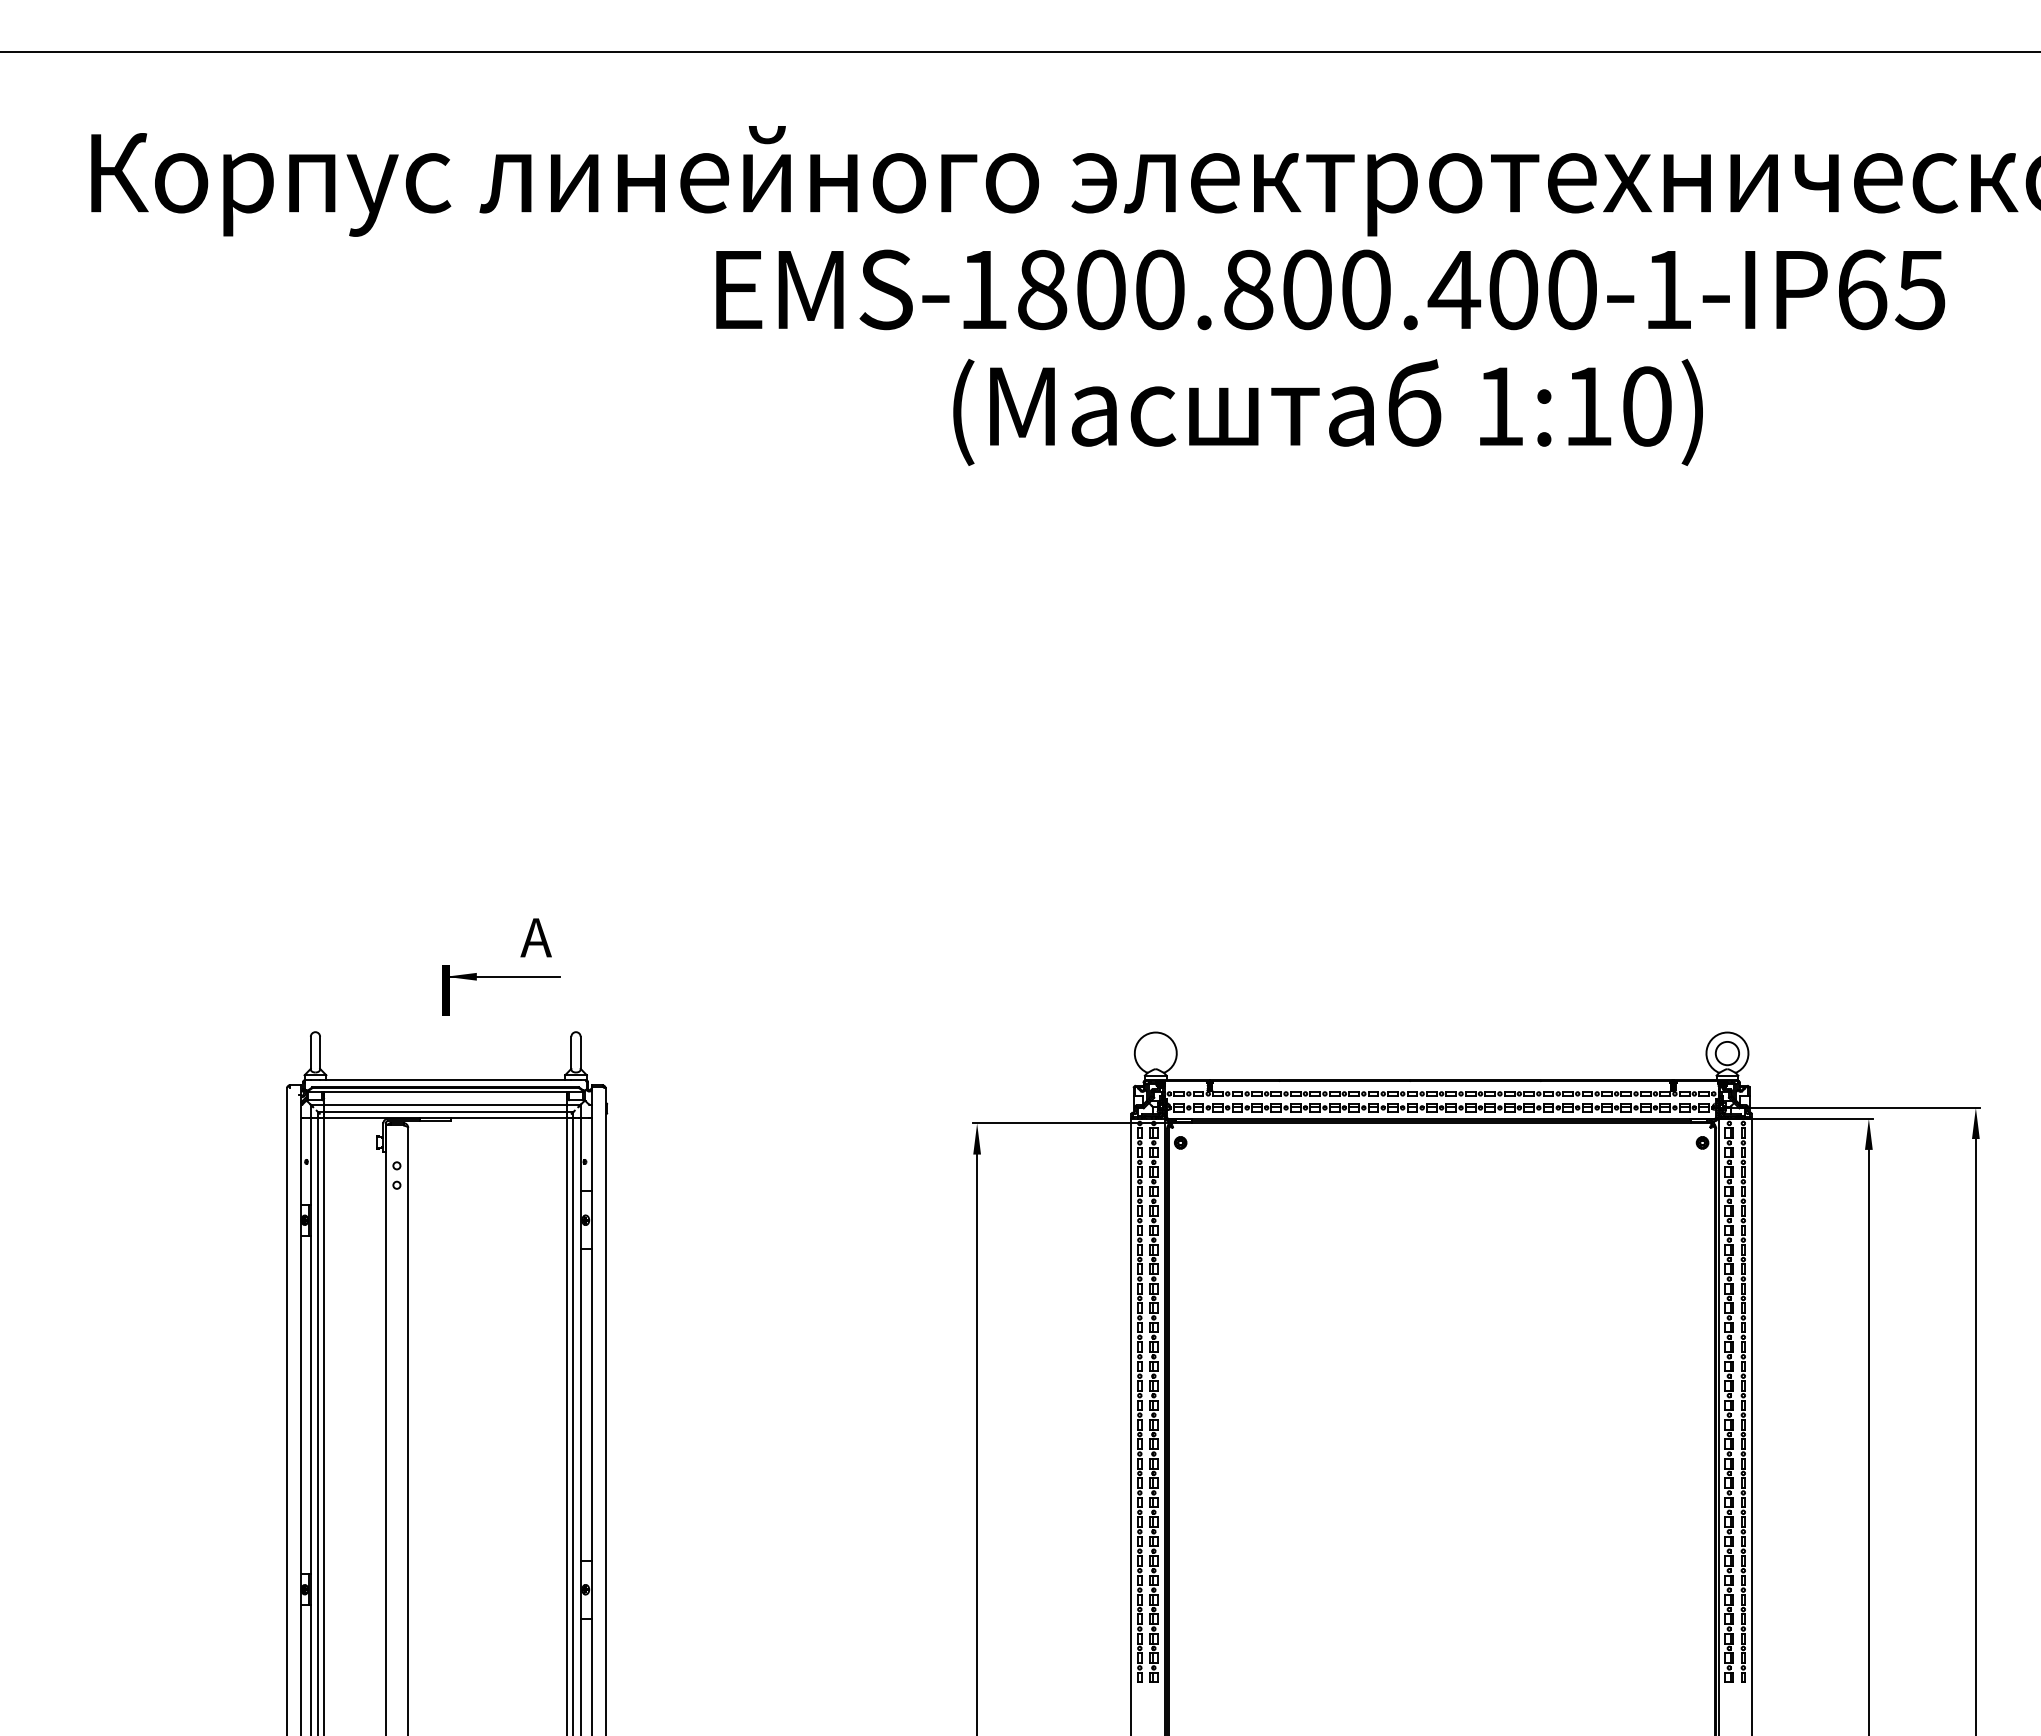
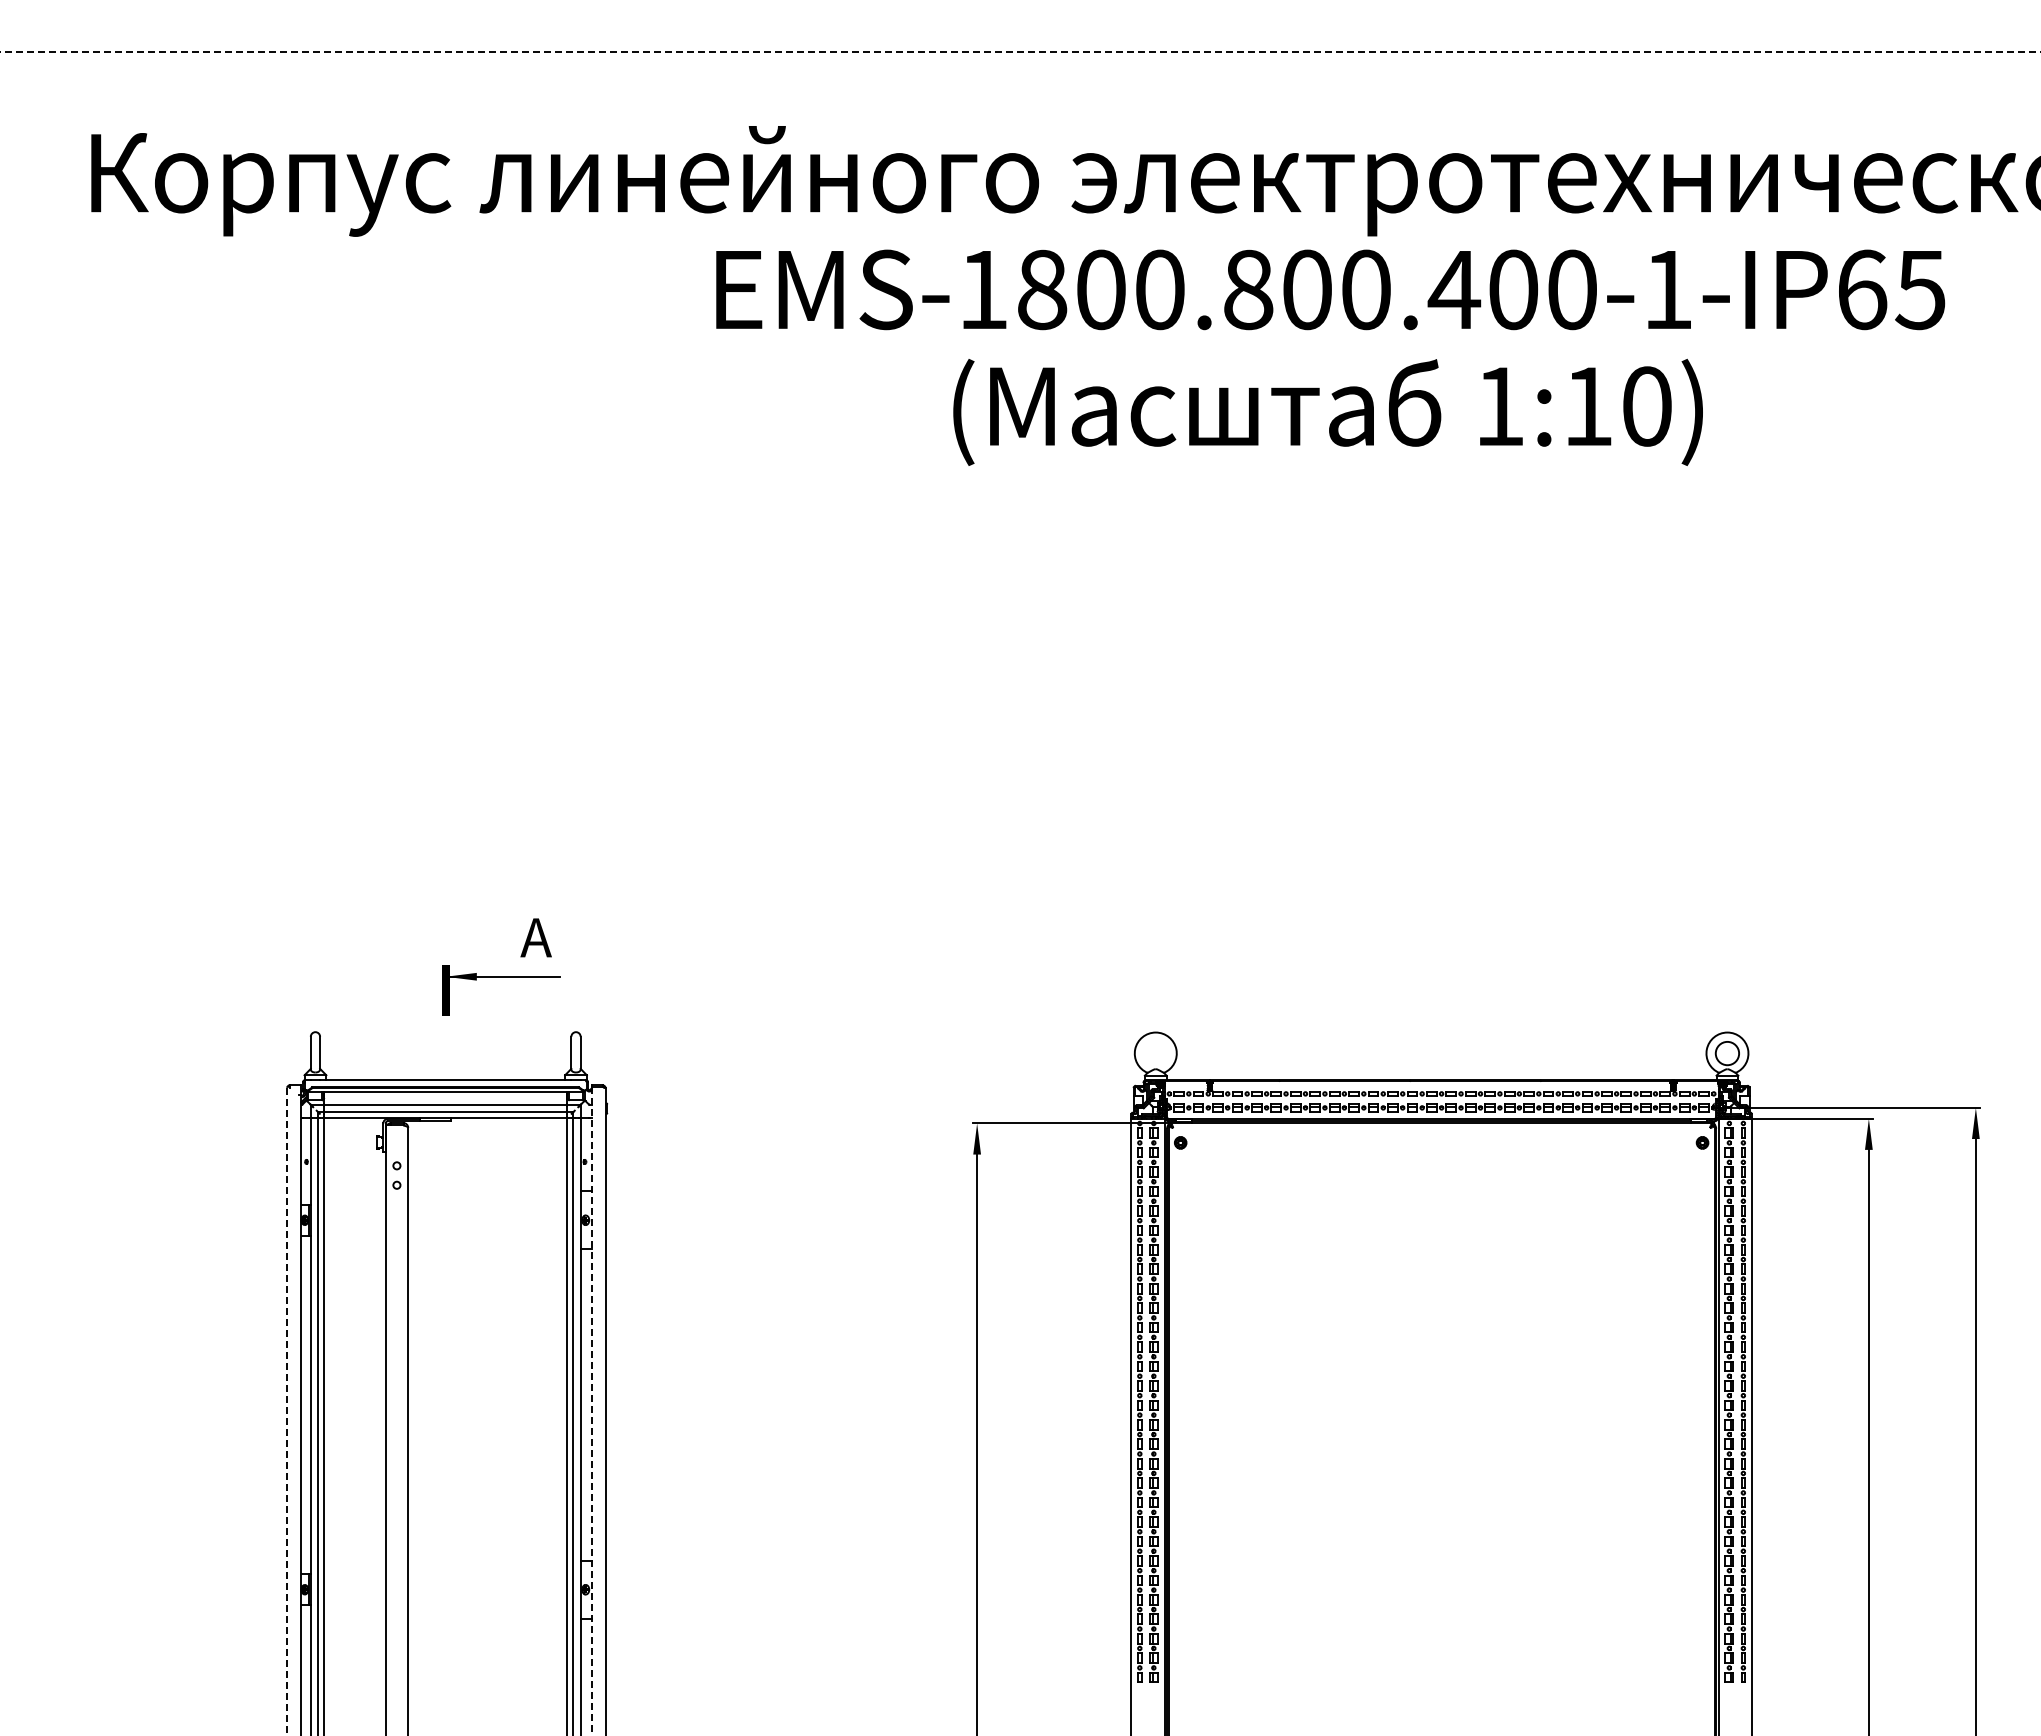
line: solid -> dashed (1020, 51)
line: solid -> dashed (287, 1411)
line: solid -> dashed (591, 1411)
